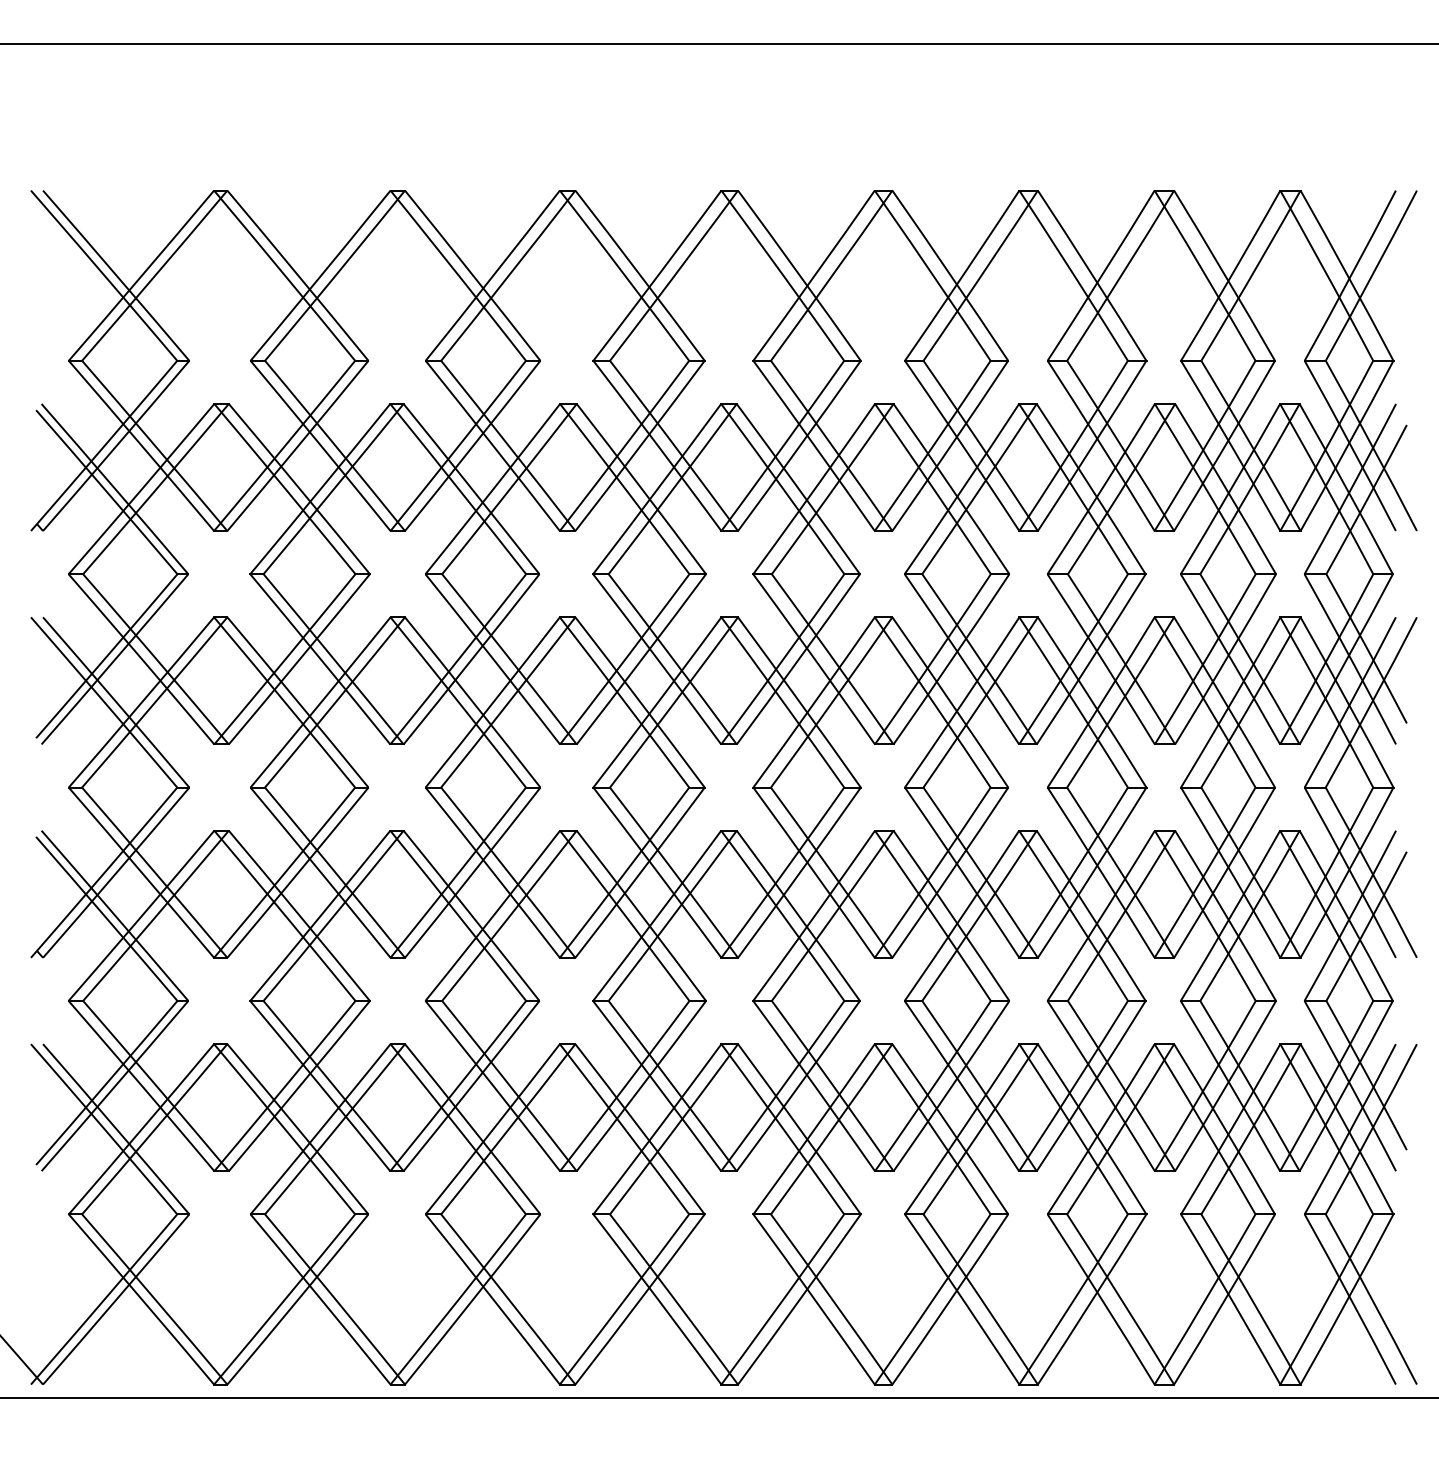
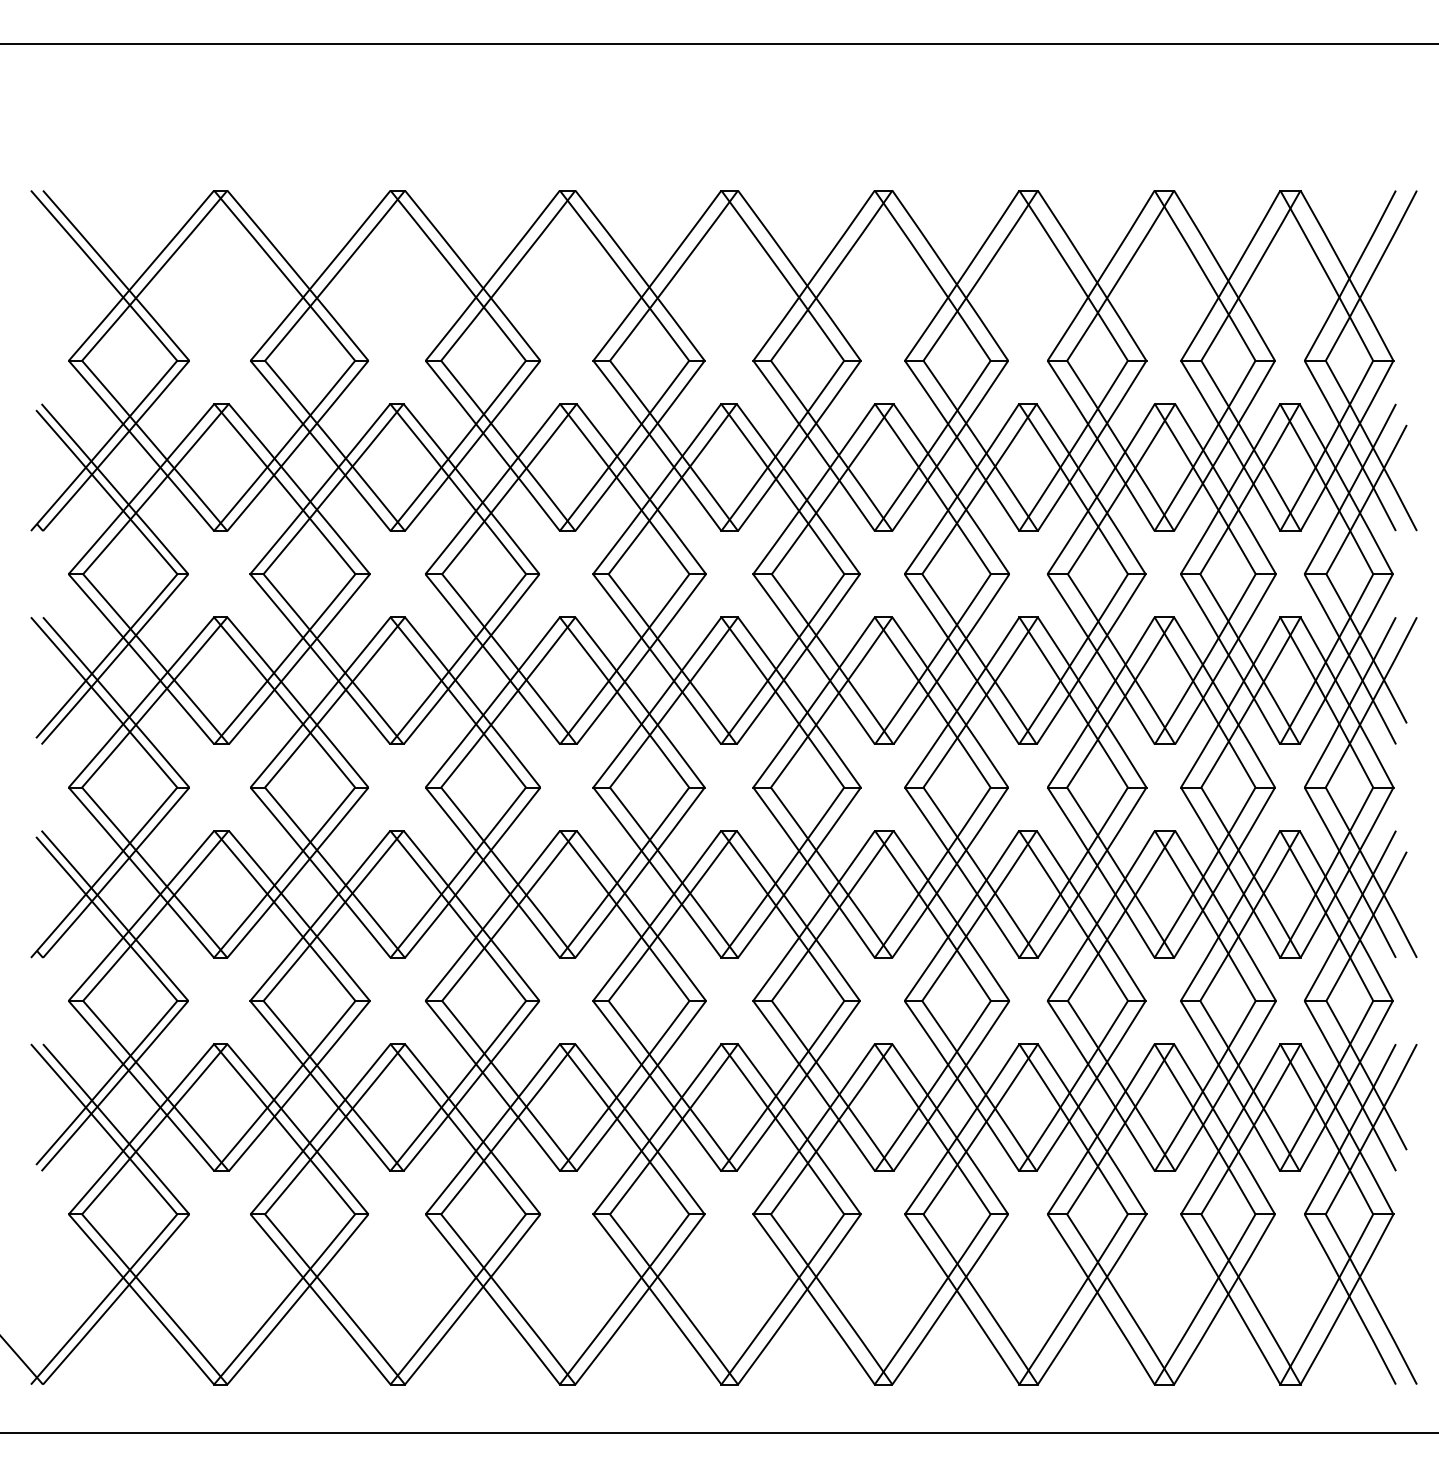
line position: (718, 1397) -> (718, 1432) (718, 1432)
